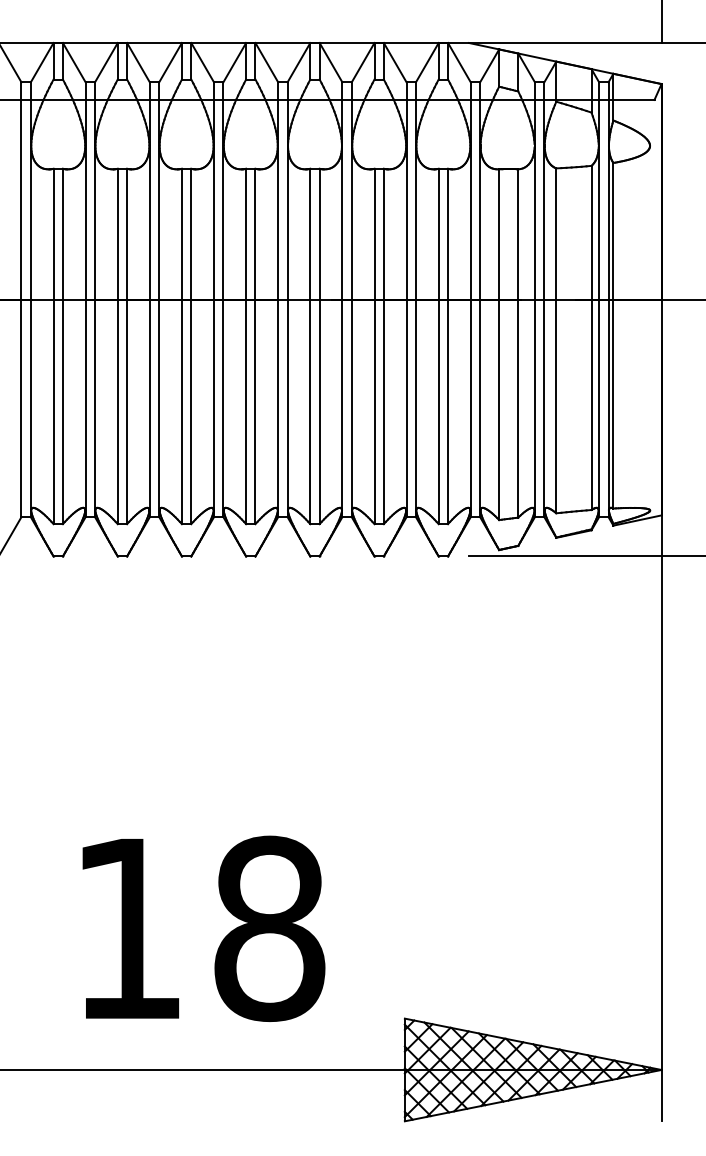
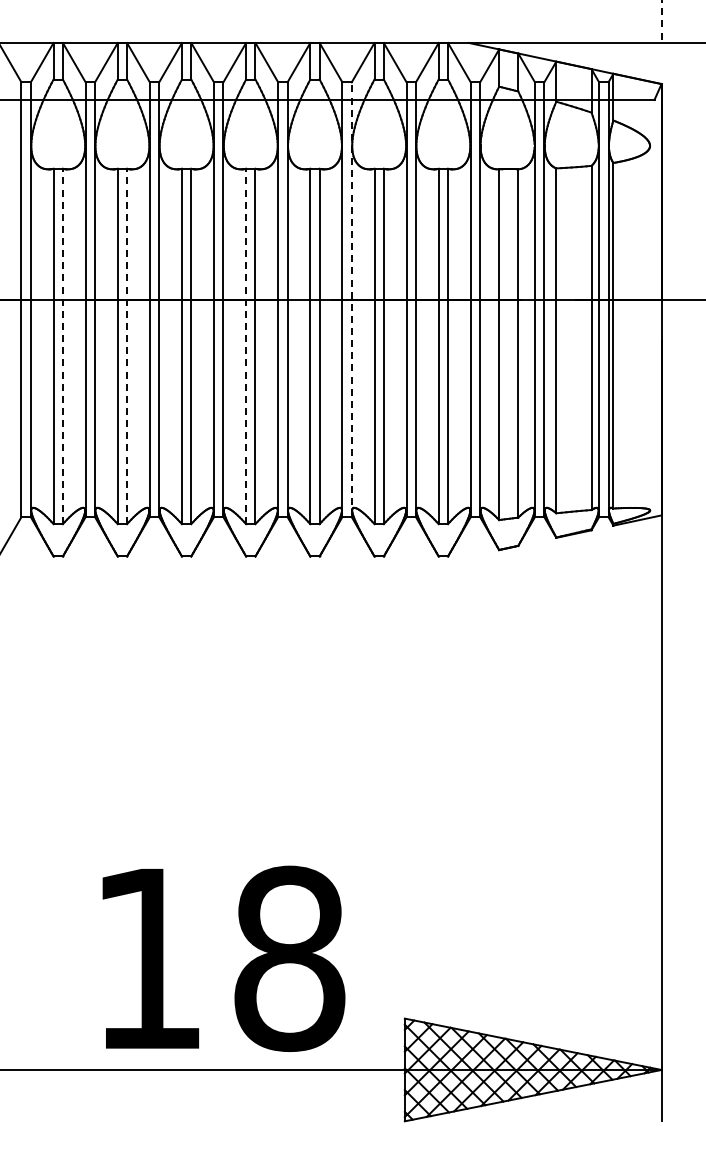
line: solid -> dashed (661, 22)
line: solid -> dashed (351, 299)
line: solid -> dashed (62, 346)
line: solid -> dashed (127, 346)
line: solid -> dashed (246, 346)
line: present -> none (585, 556)
text position: (203, 928) -> (223, 958) (223, 958)
